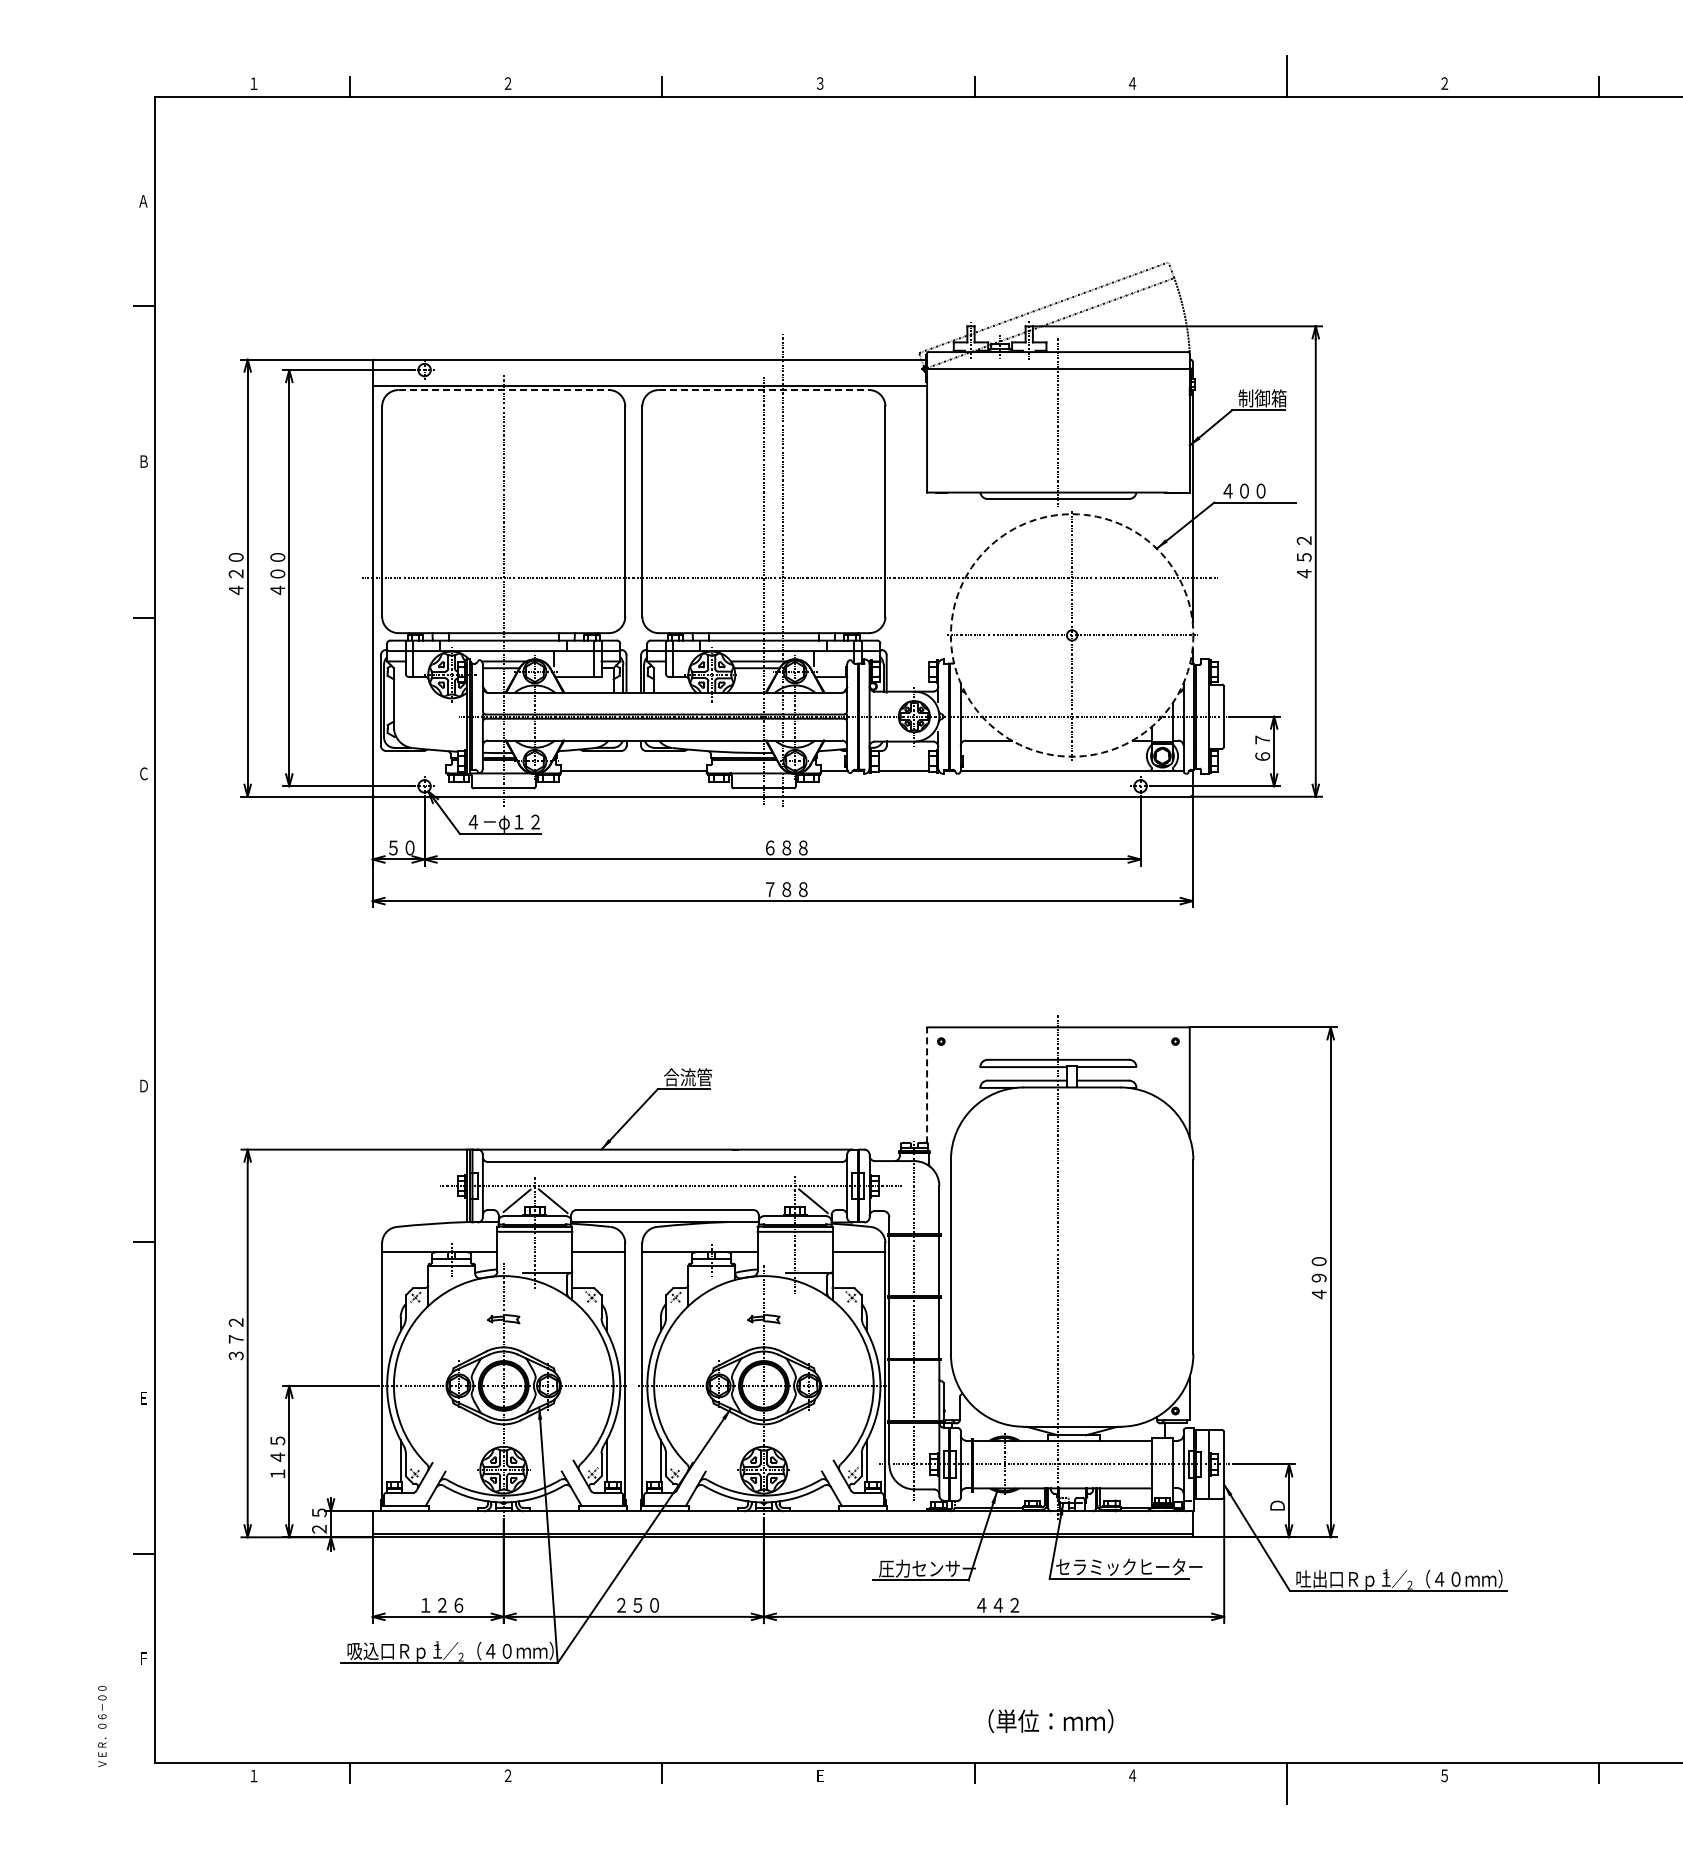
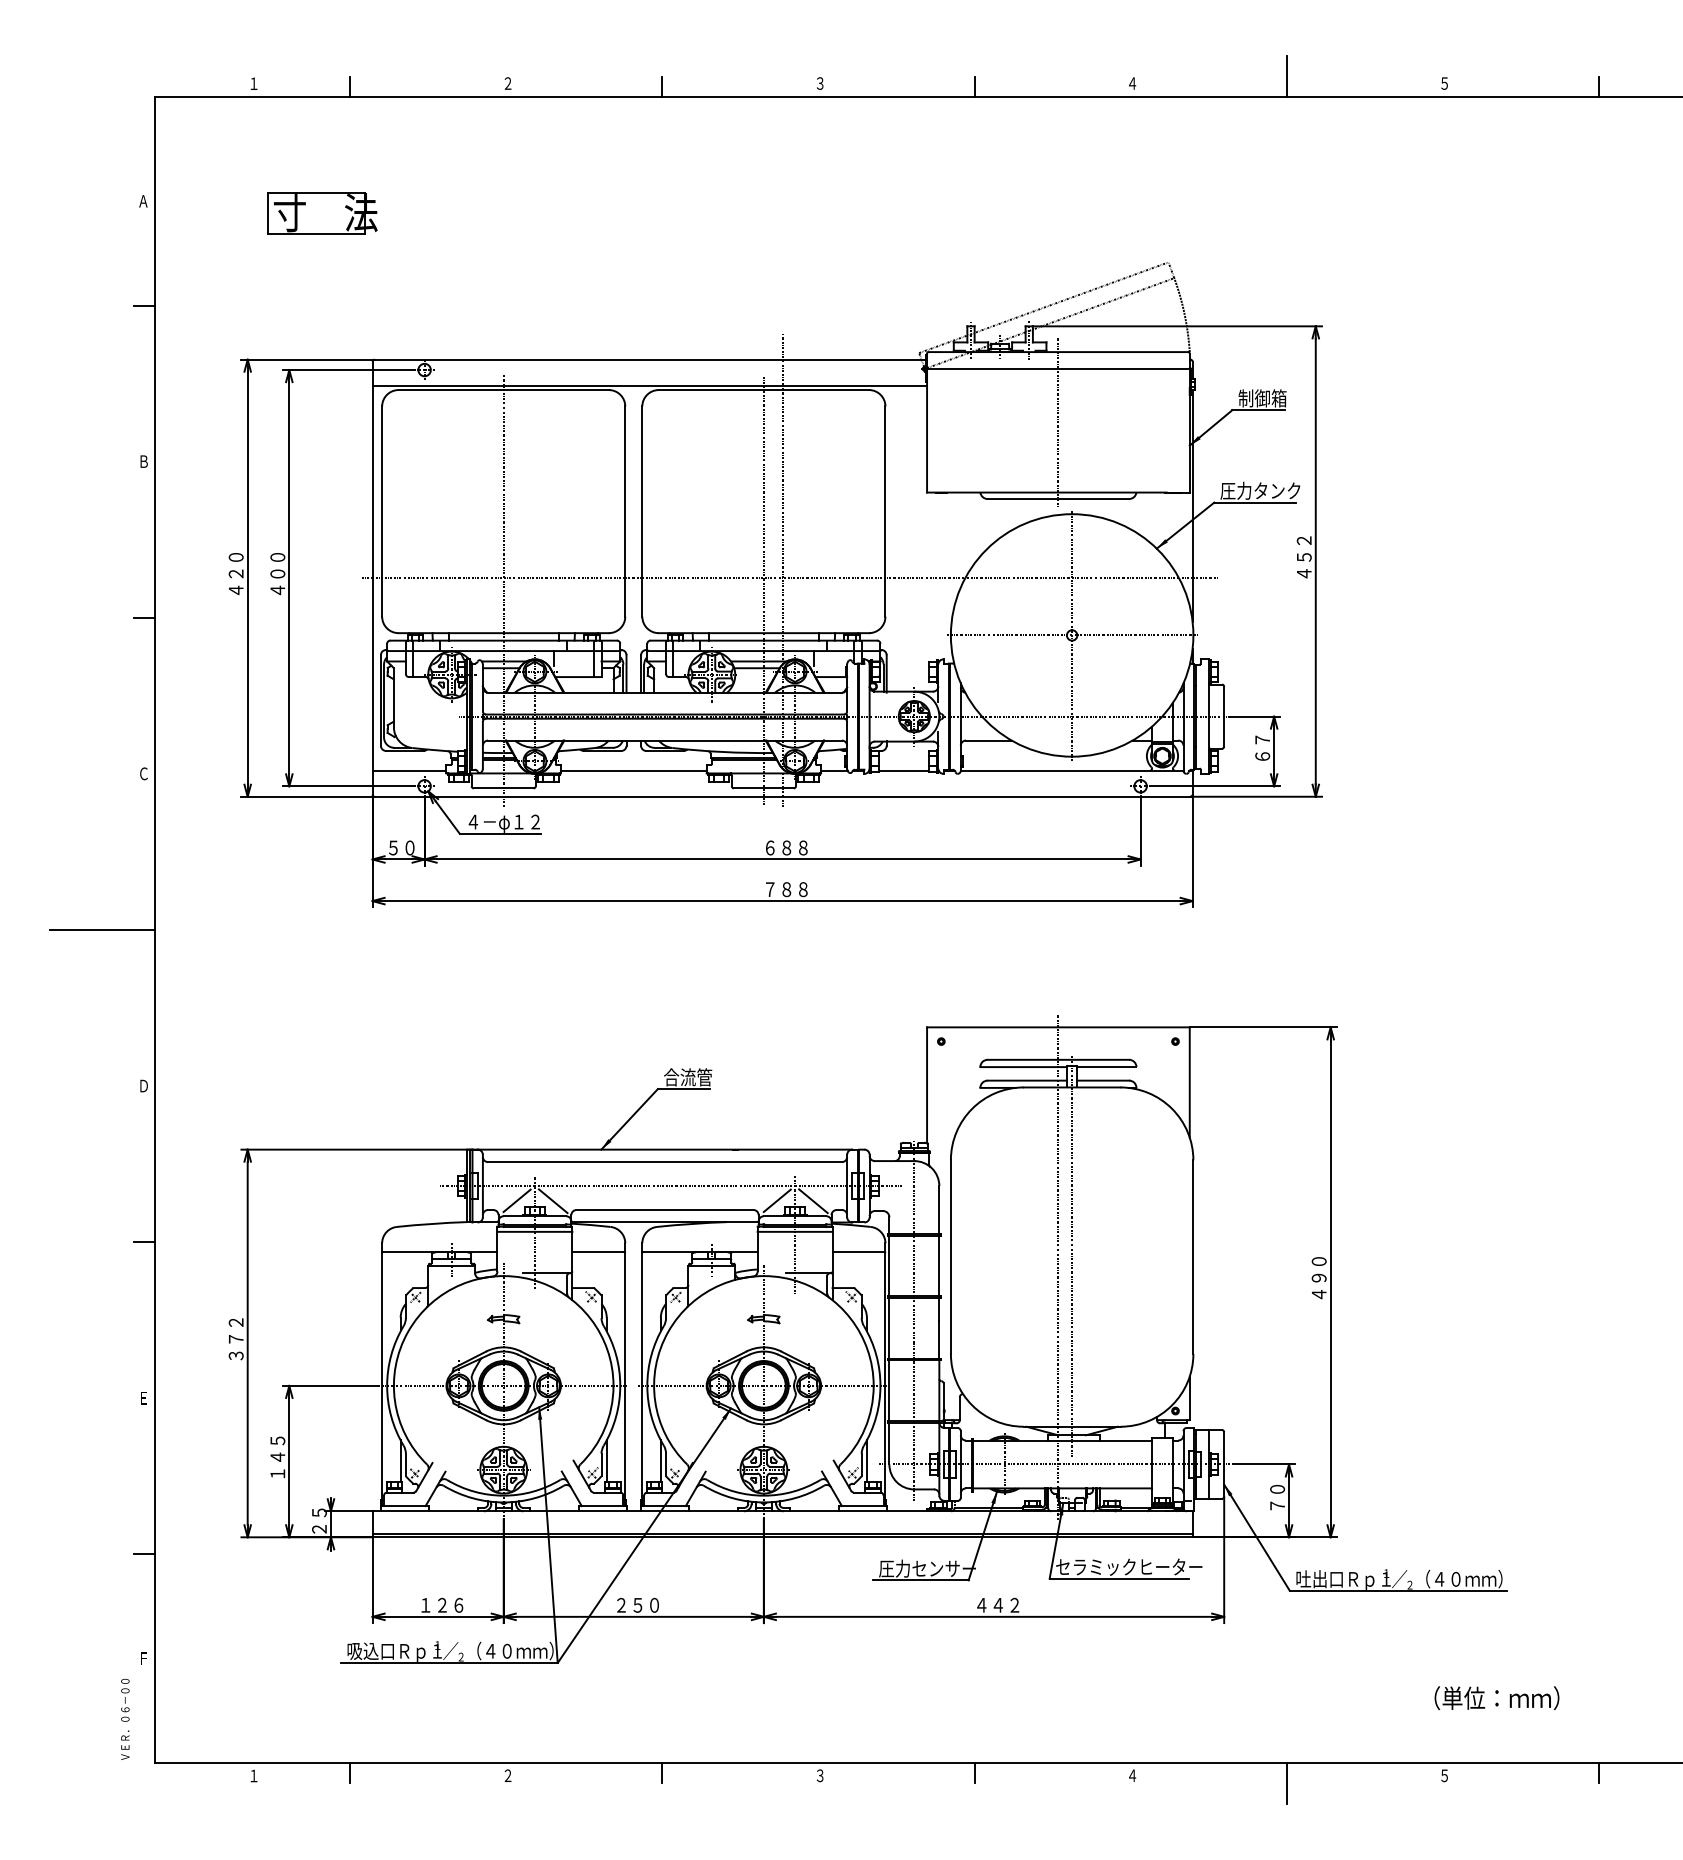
text: ２ -> ５ (1444, 83)
part: none -> present (322, 213)
line: dashed -> solid (504, 390)
line: dashed -> solid (764, 390)
text: ４００ -> 圧力タンク (1260, 490)
circle: dashed -> solid (1071, 635)
line: none -> present (409, 770)
line: none -> present (102, 930)
line: dashed -> solid (927, 1085)
line: none -> present (776, 1200)
line: none -> present (1072, 1255)
text: Ｄ -> ７０ (1277, 1497)
text position: (1050, 1721) -> (1496, 1698) (1496, 1698)
text position: (102, 1725) -> (125, 1718) (125, 1718)
text: Ｅ -> ３ (819, 1775)
